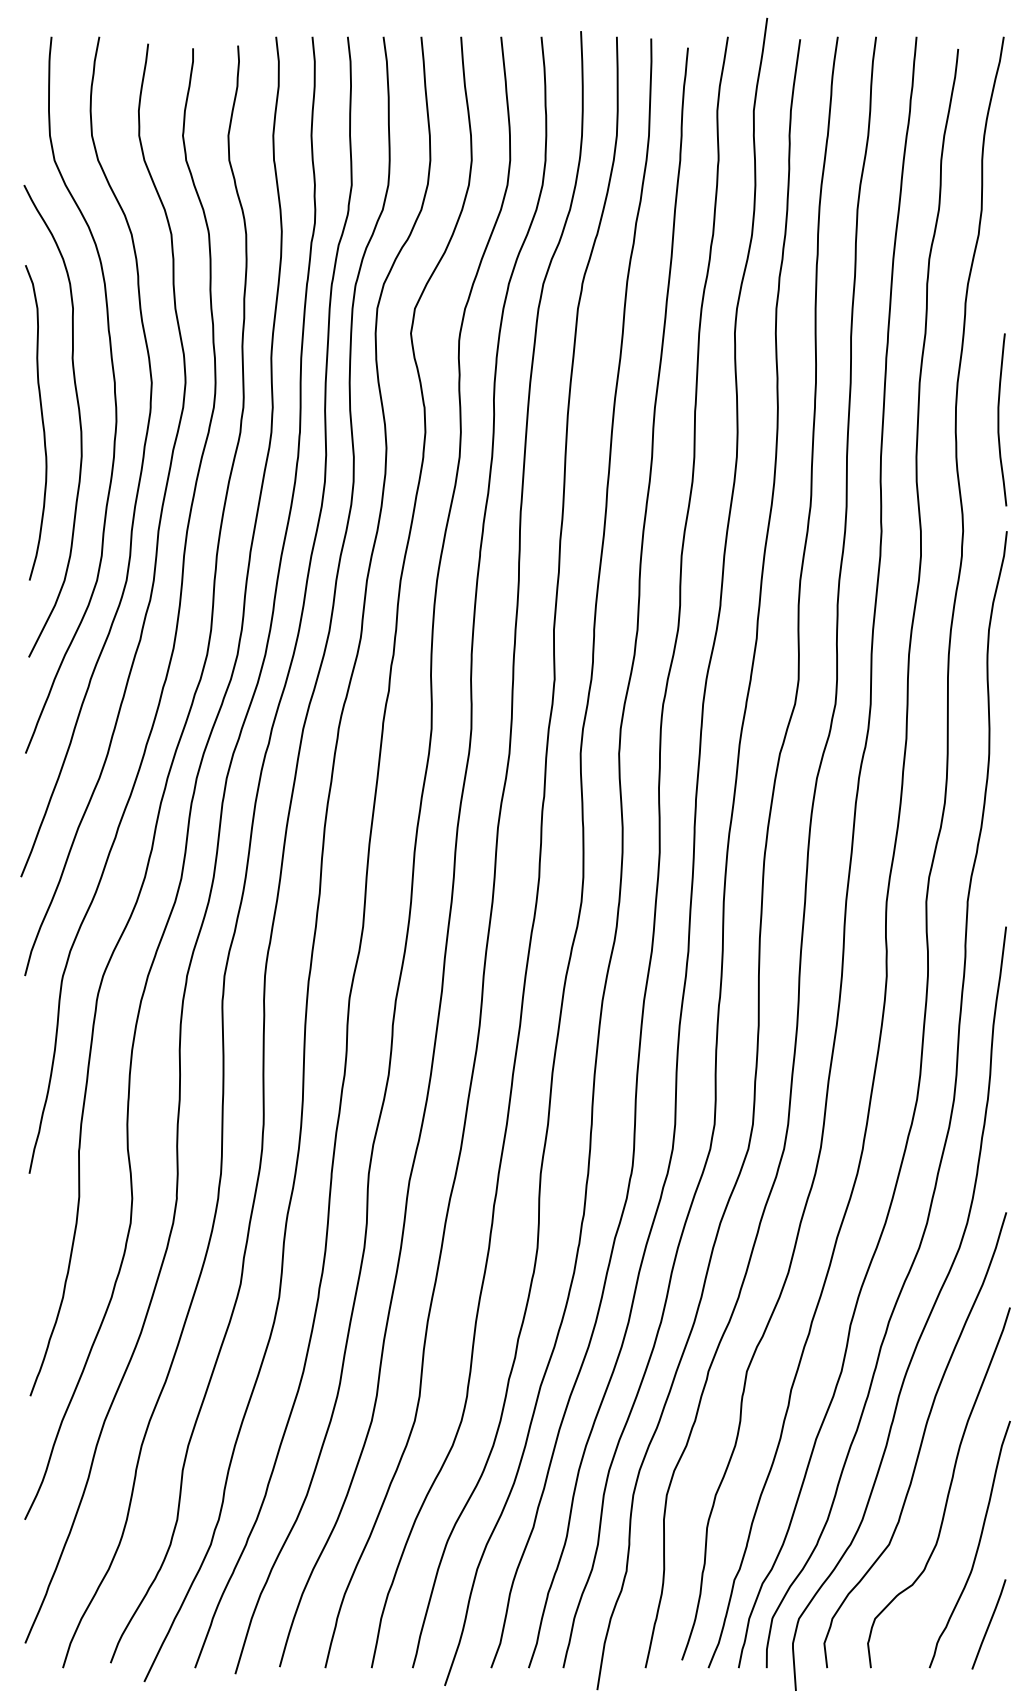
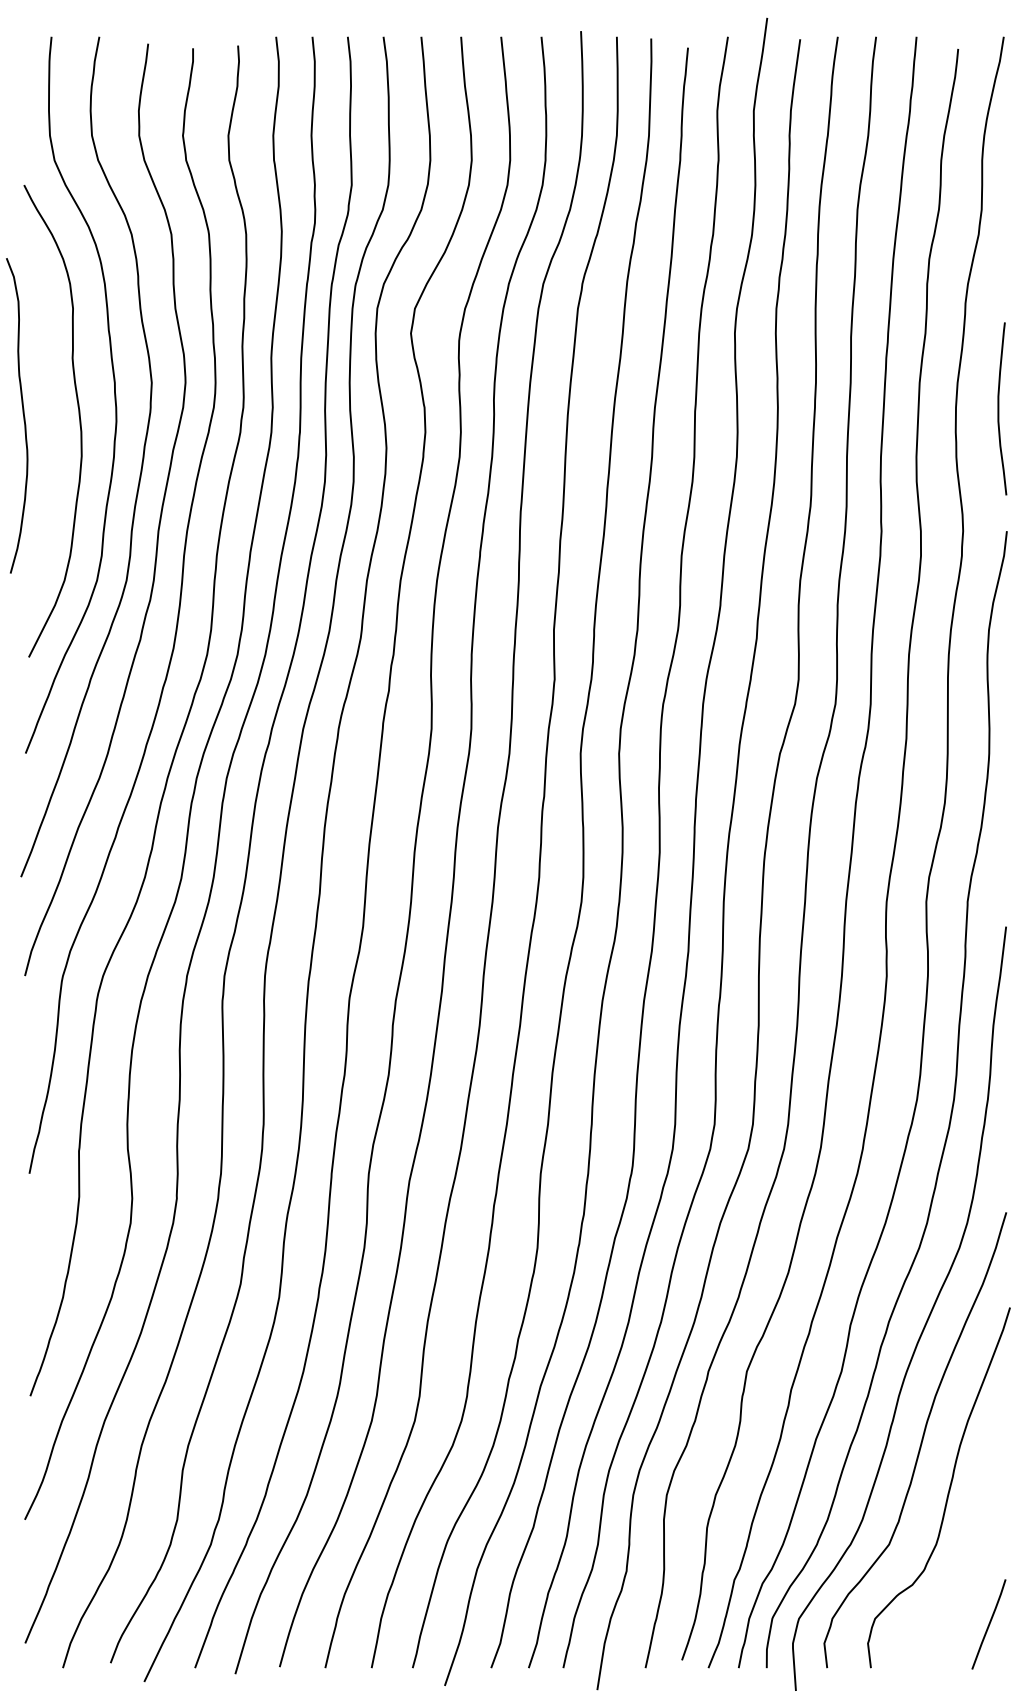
curve position: (999, 419) -> (999, 408) (999, 408)
curve position: (41, 420) -> (22, 413) (22, 413)
curve: present -> none (977, 1545)
